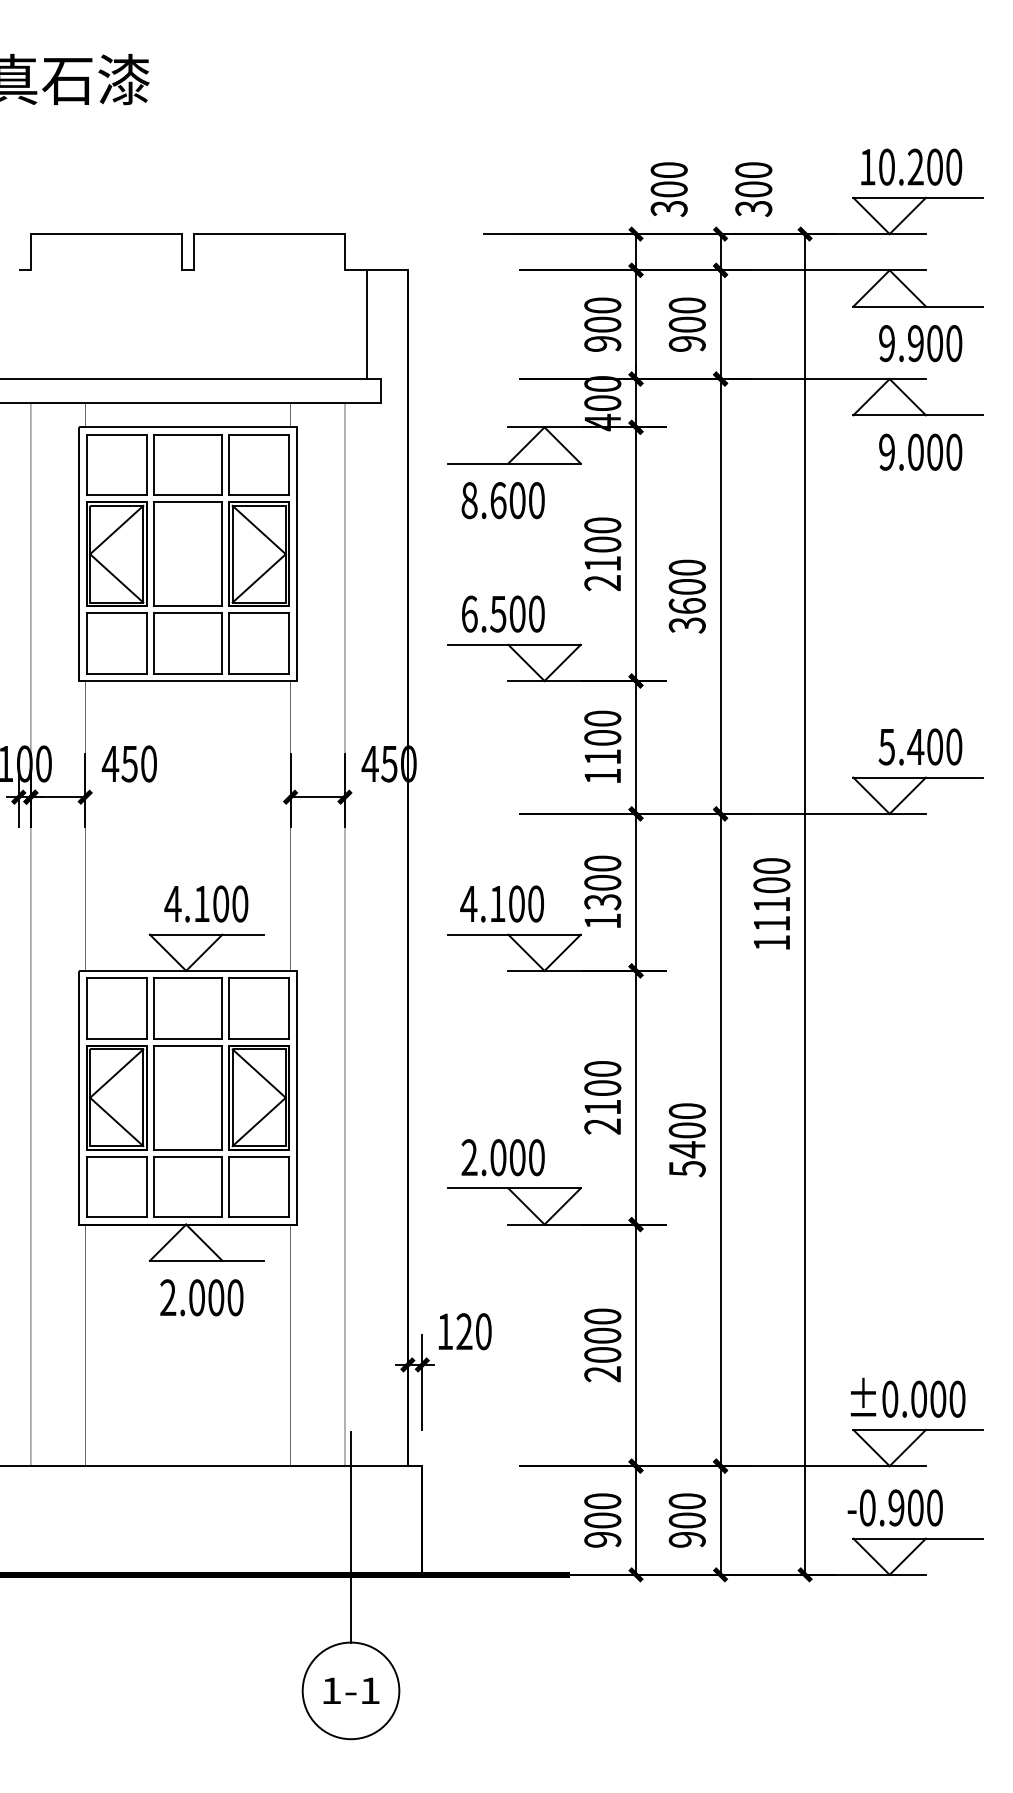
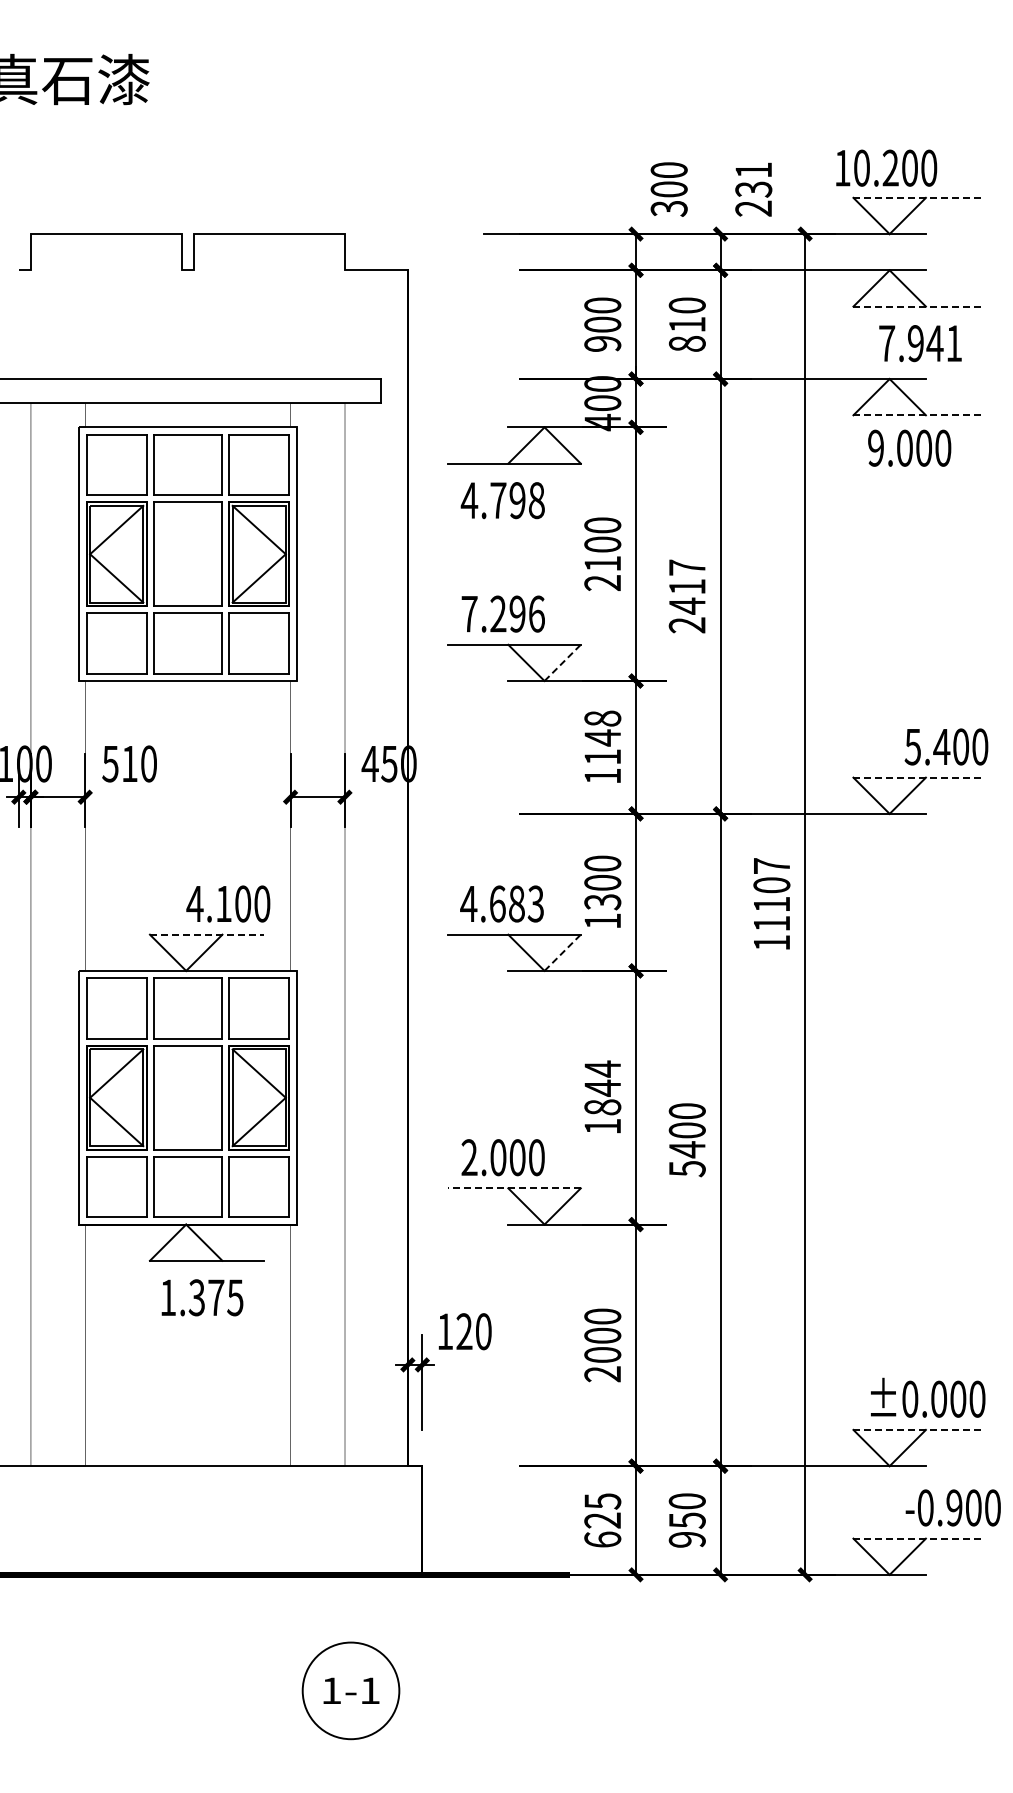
text position: (911, 166) -> (886, 167) (886, 167)
text: 300 -> 231 (753, 189)
line: solid -> dashed (918, 197)
line: solid -> dashed (918, 306)
line: present -> none (366, 324)
text: 900 -> 810 (686, 333)
text: 9.900 -> 7.941 (920, 343)
line: solid -> dashed (918, 415)
text position: (920, 451) -> (909, 447) (909, 447)
text: 8.600 -> 4.798 (502, 500)
text: 3600 -> 2417 (686, 596)
text: 6.500 -> 7.296 (502, 613)
line: solid -> dashed (562, 662)
text: 1100 -> 1148 (602, 728)
text position: (920, 746) -> (946, 746) (946, 746)
text: 450 -> 510 (119, 764)
line: solid -> dashed (918, 777)
text: 11100 -> 11107 (771, 865)
text position: (206, 903) -> (228, 903) (228, 903)
text: 4.100 -> 4.683 (517, 903)
line: solid -> dashed (206, 934)
line: solid -> dashed (562, 952)
text: 2100 -> 1844 (602, 1097)
line: solid -> dashed (514, 1188)
text: 2.000 -> 1.375 (201, 1297)
text position: (908, 1397) -> (928, 1397) (928, 1397)
line: solid -> dashed (918, 1429)
text position: (894, 1507) -> (952, 1507) (952, 1507)
text: 900 -> 625 (602, 1520)
text: 900 -> 950 (686, 1520)
line: present -> none (351, 1537)
line: solid -> dashed (918, 1538)
